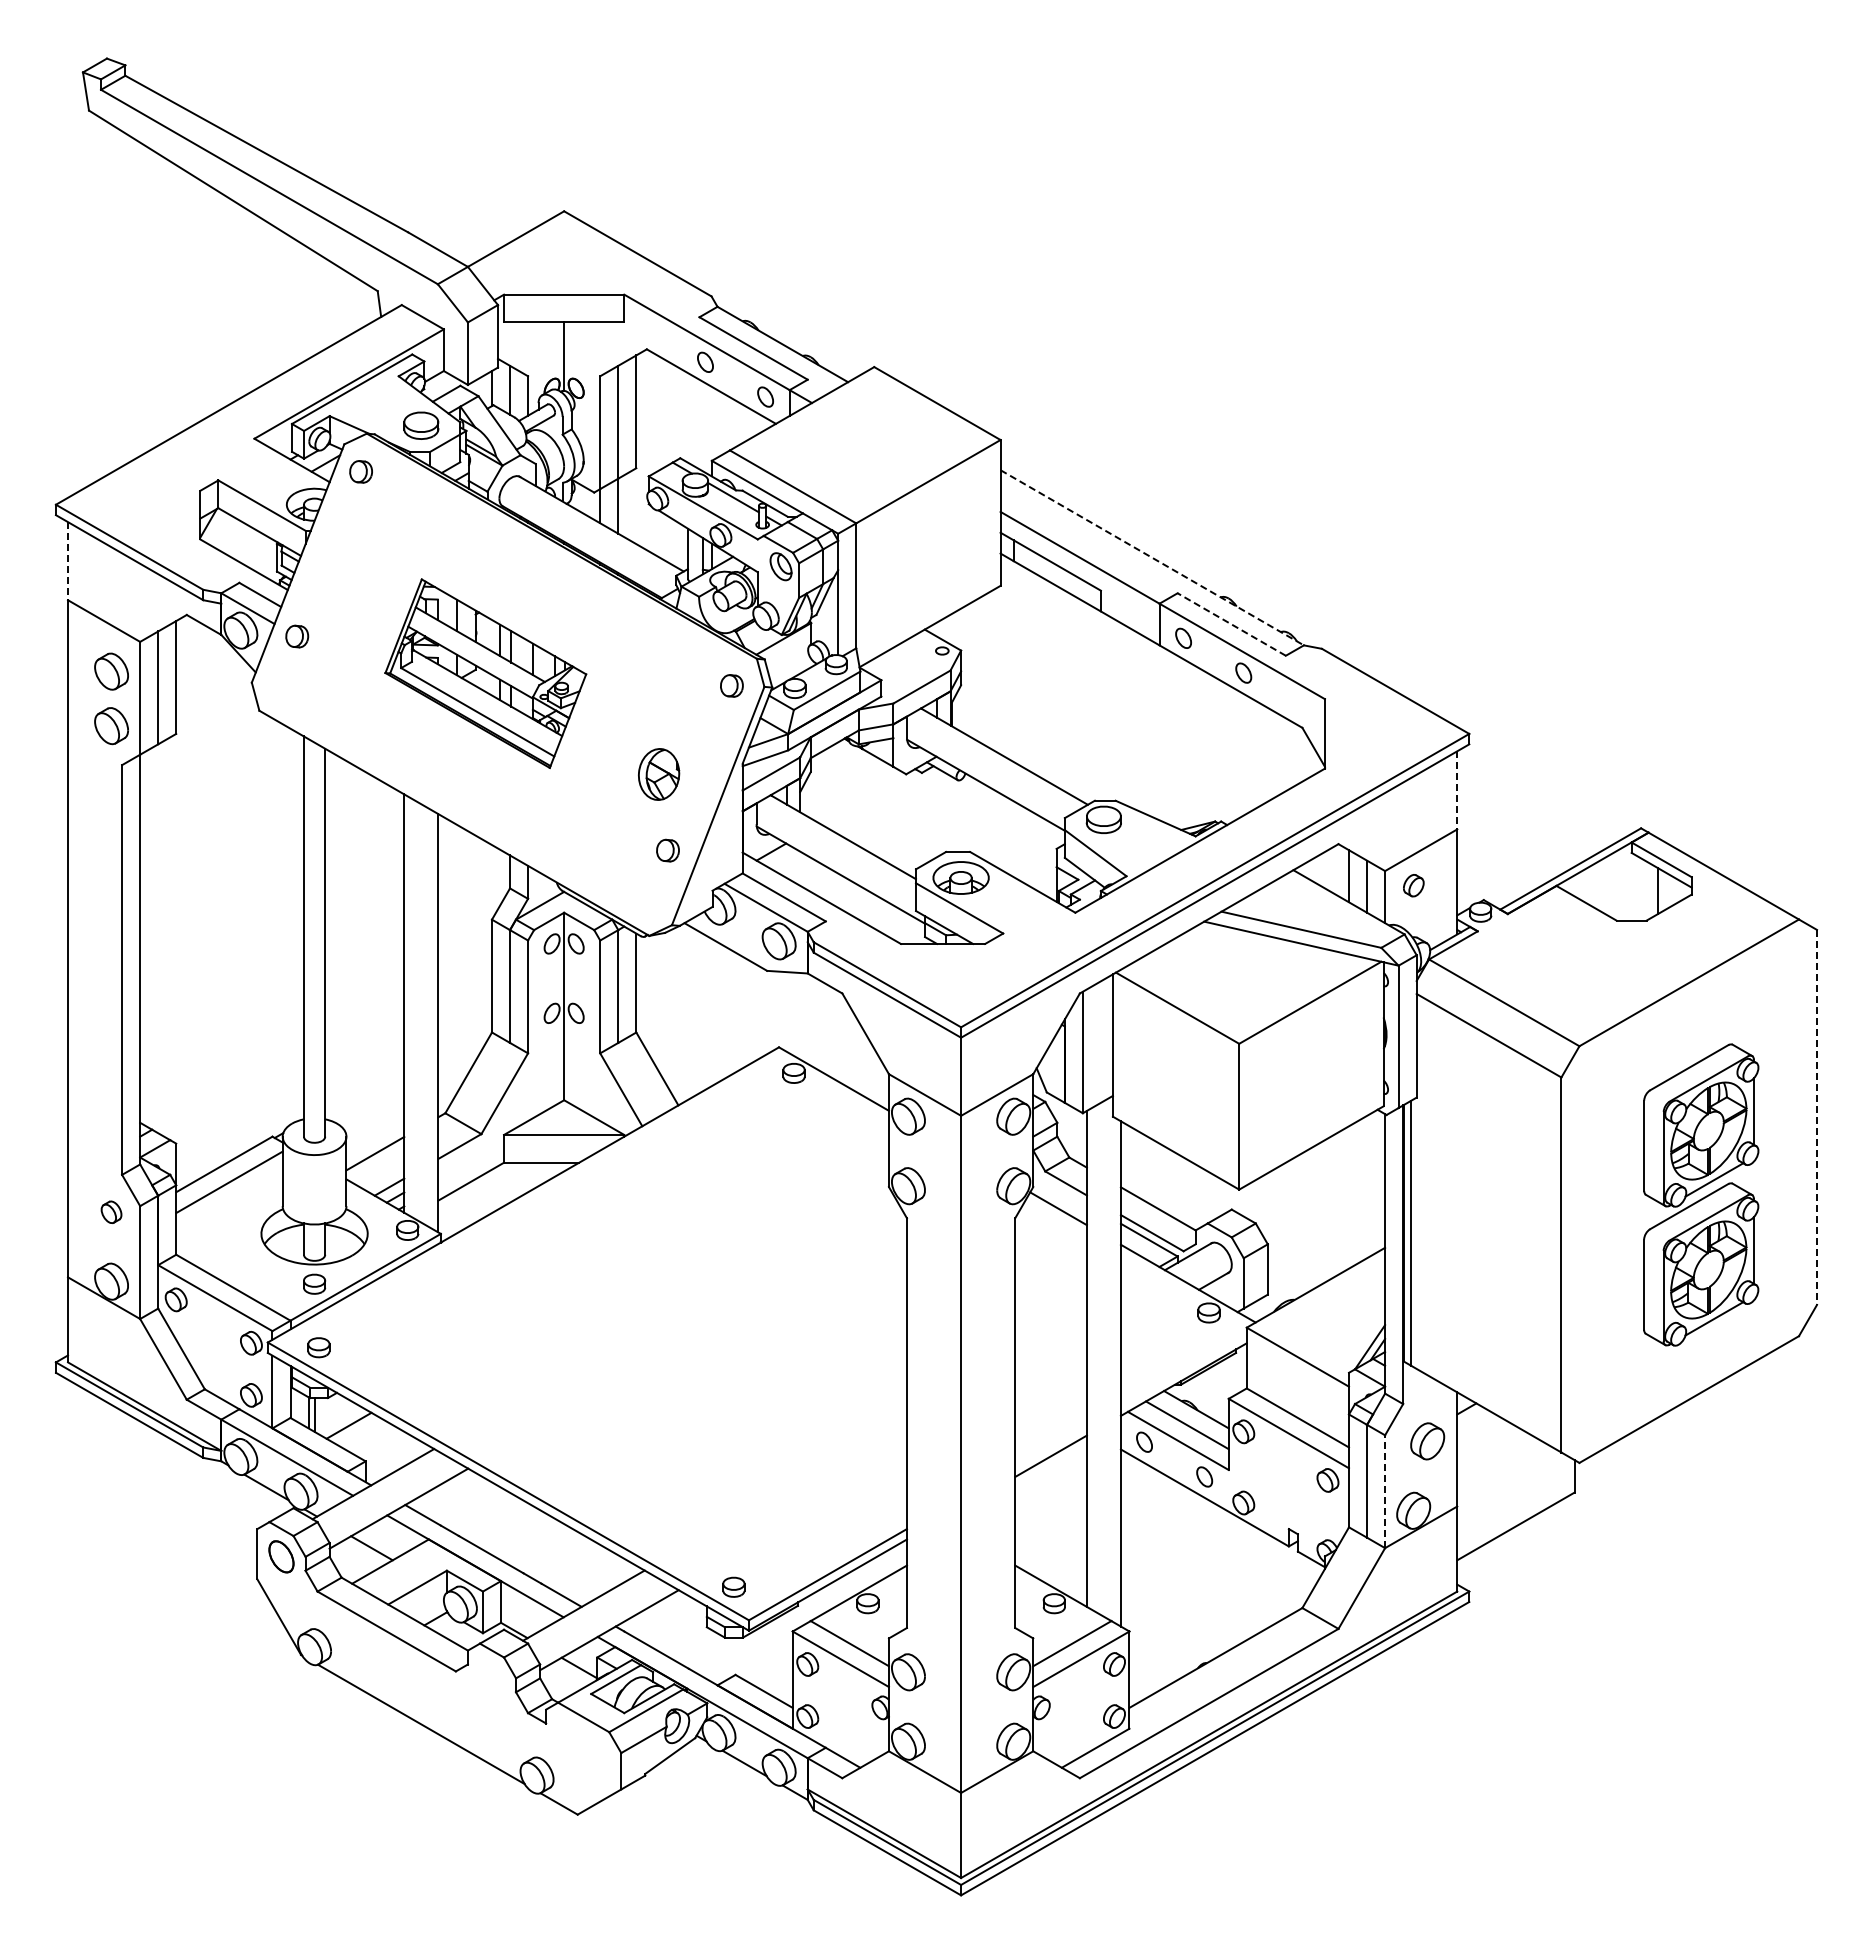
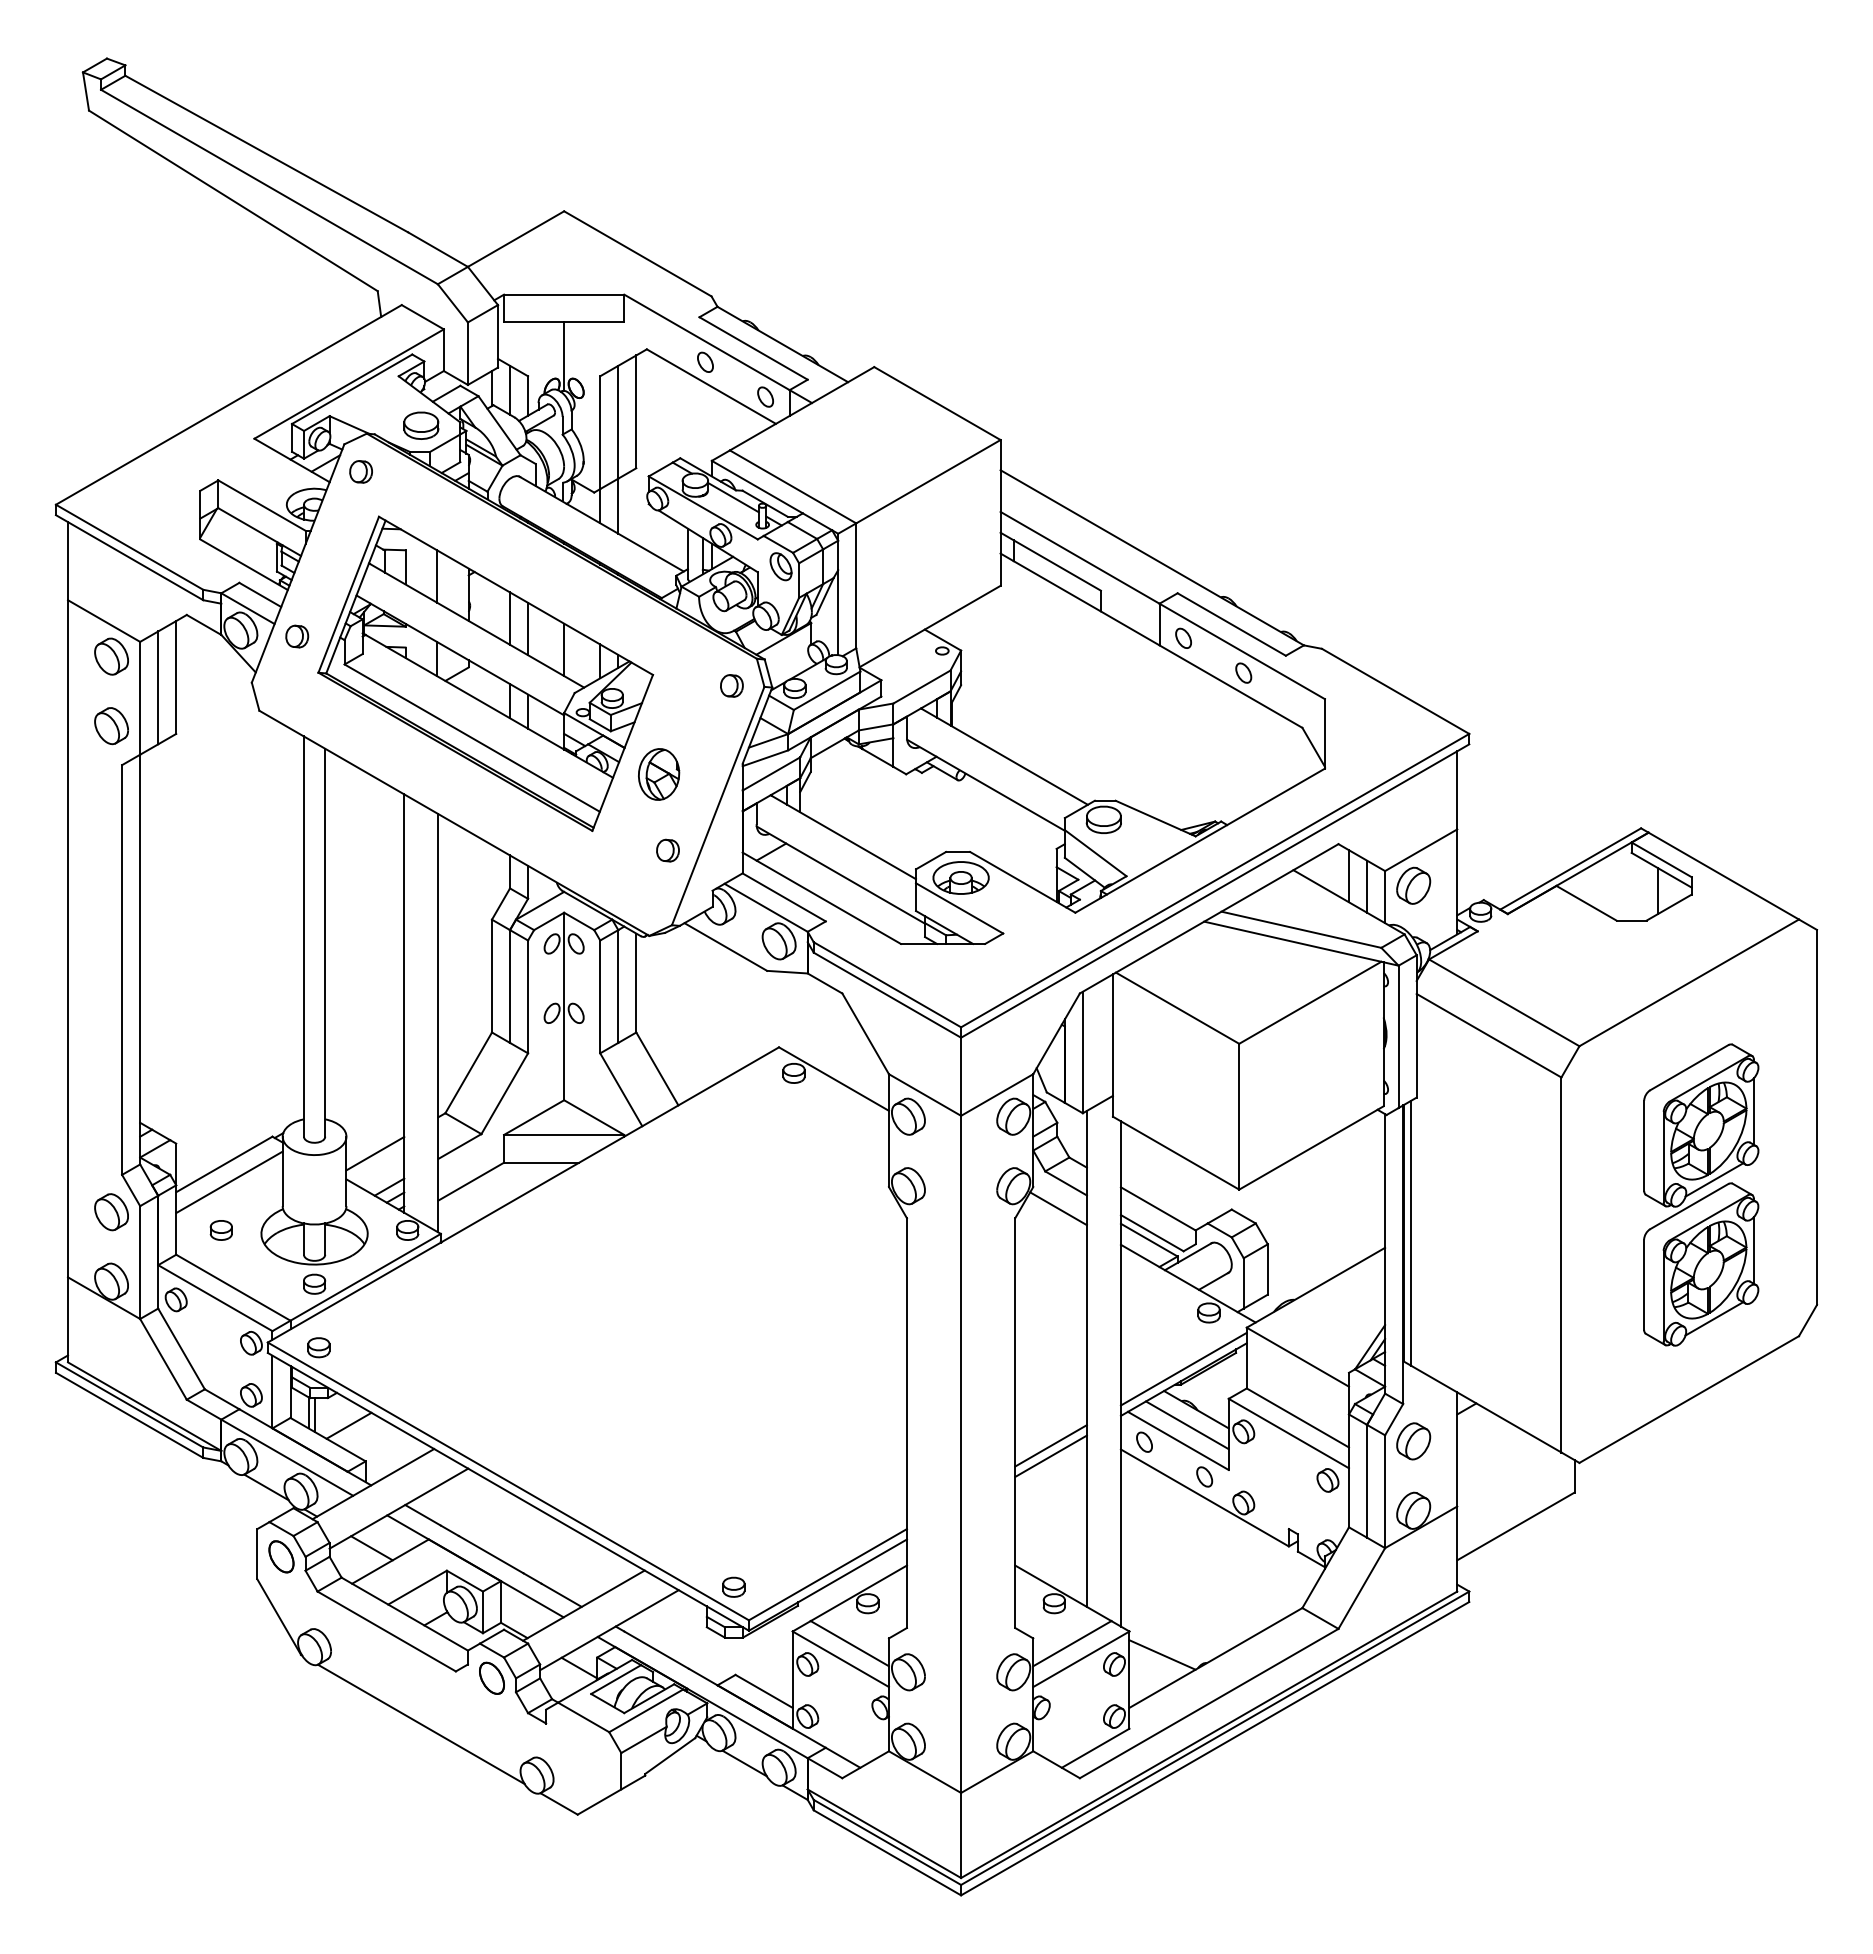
line: dashed -> solid (1152, 558)
line: dashed -> solid (68, 561)
line: dashed -> solid (1231, 624)
part position: (111, 671) -> (111, 656) (111, 656)
part size: 204x191 px -> 338x317 px (485, 673)
line: dashed -> solid (1457, 790)
part size: 22x24 px -> 36x39 px (1413, 885)
line: dashed -> solid (1817, 1117)
part size: 23x24 px -> 35x39 px (111, 1212)
part: none -> present (220, 1230)
line: none -> present (1183, 1368)
part position: (1427, 1441) -> (1413, 1441) (1413, 1441)
line: none -> present (1050, 1445)
line: dashed -> solid (1385, 1491)
line: none -> present (1162, 1654)
part: none -> present (491, 1677)
